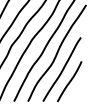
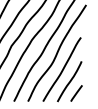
line: none -> present (76, 93)
